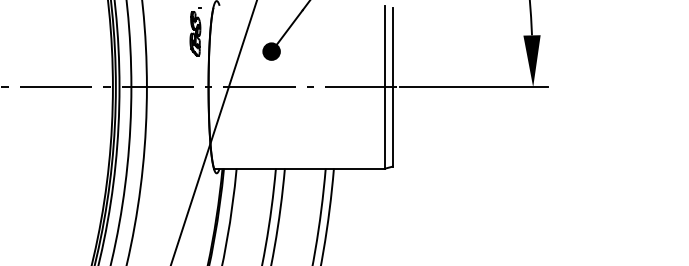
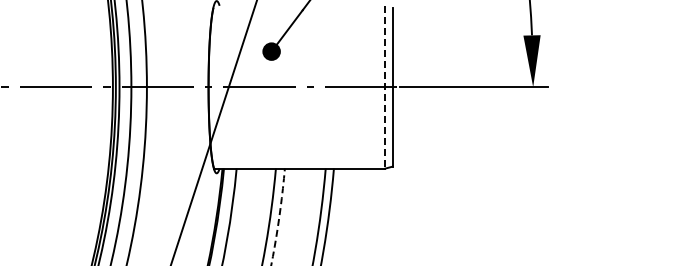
part: present -> none (195, 31)
line: solid -> dashed (385, 87)
arc: solid -> dashed (279, 216)
